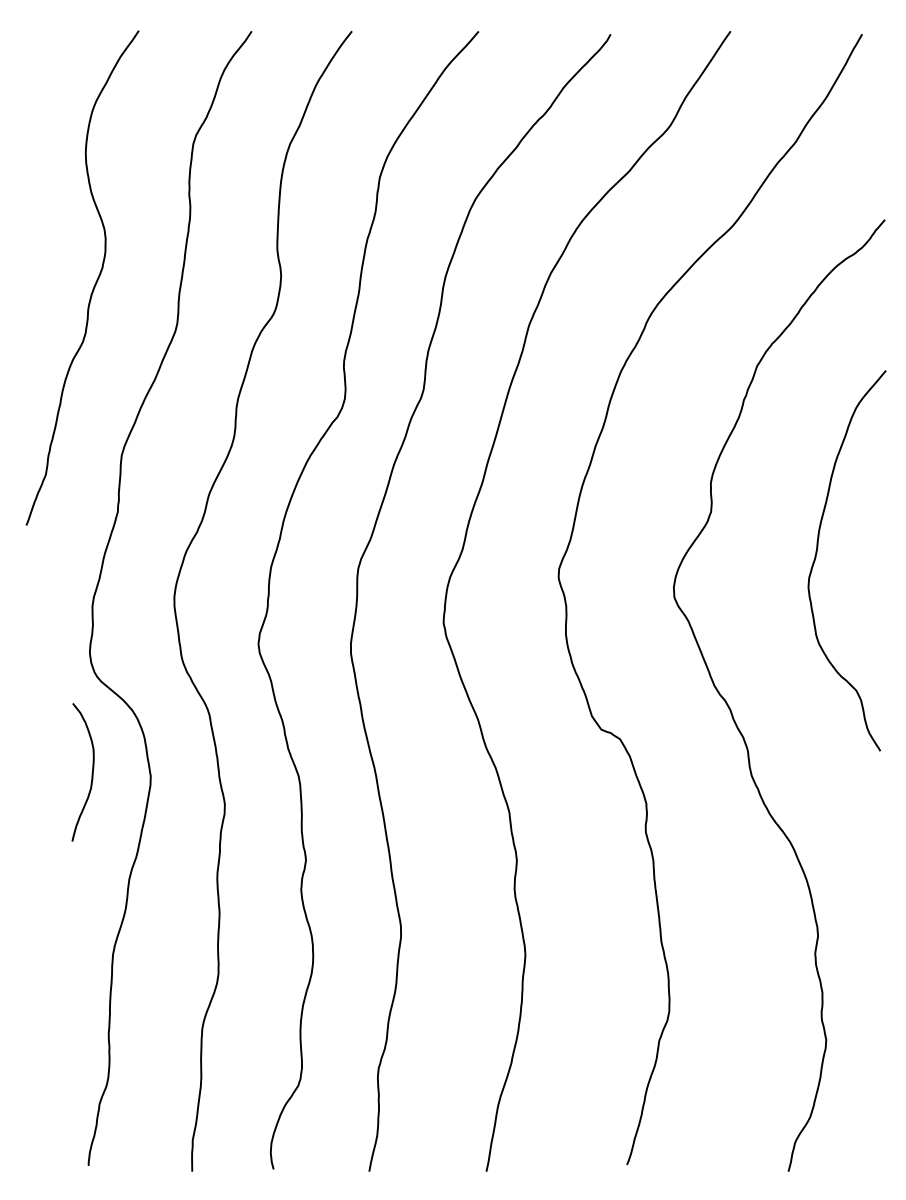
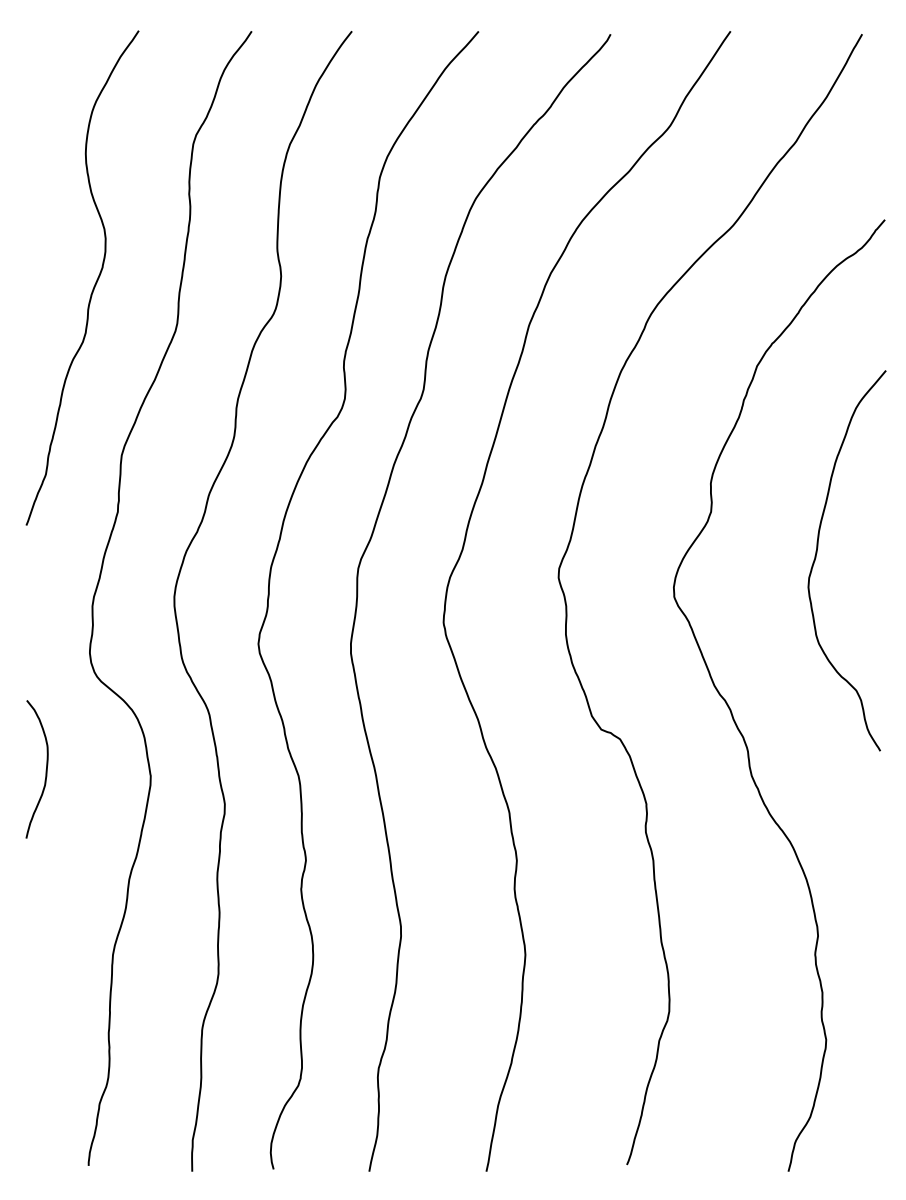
curve position: (91, 773) -> (45, 770) (45, 770)
